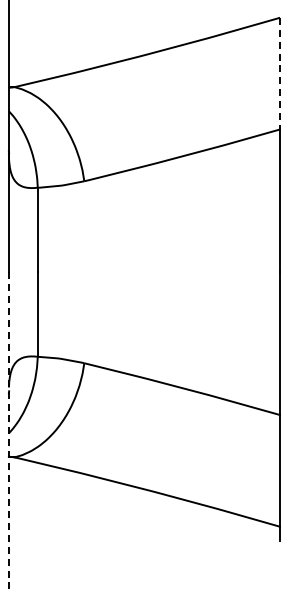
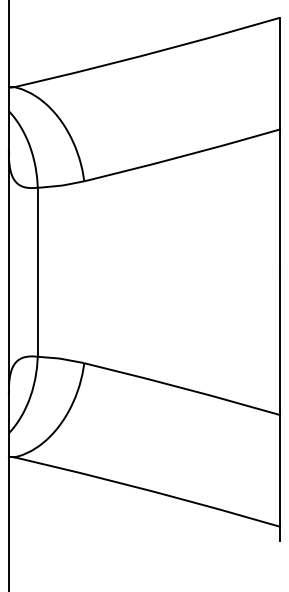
line: dashed -> solid (280, 73)
line: dashed -> solid (8, 432)
